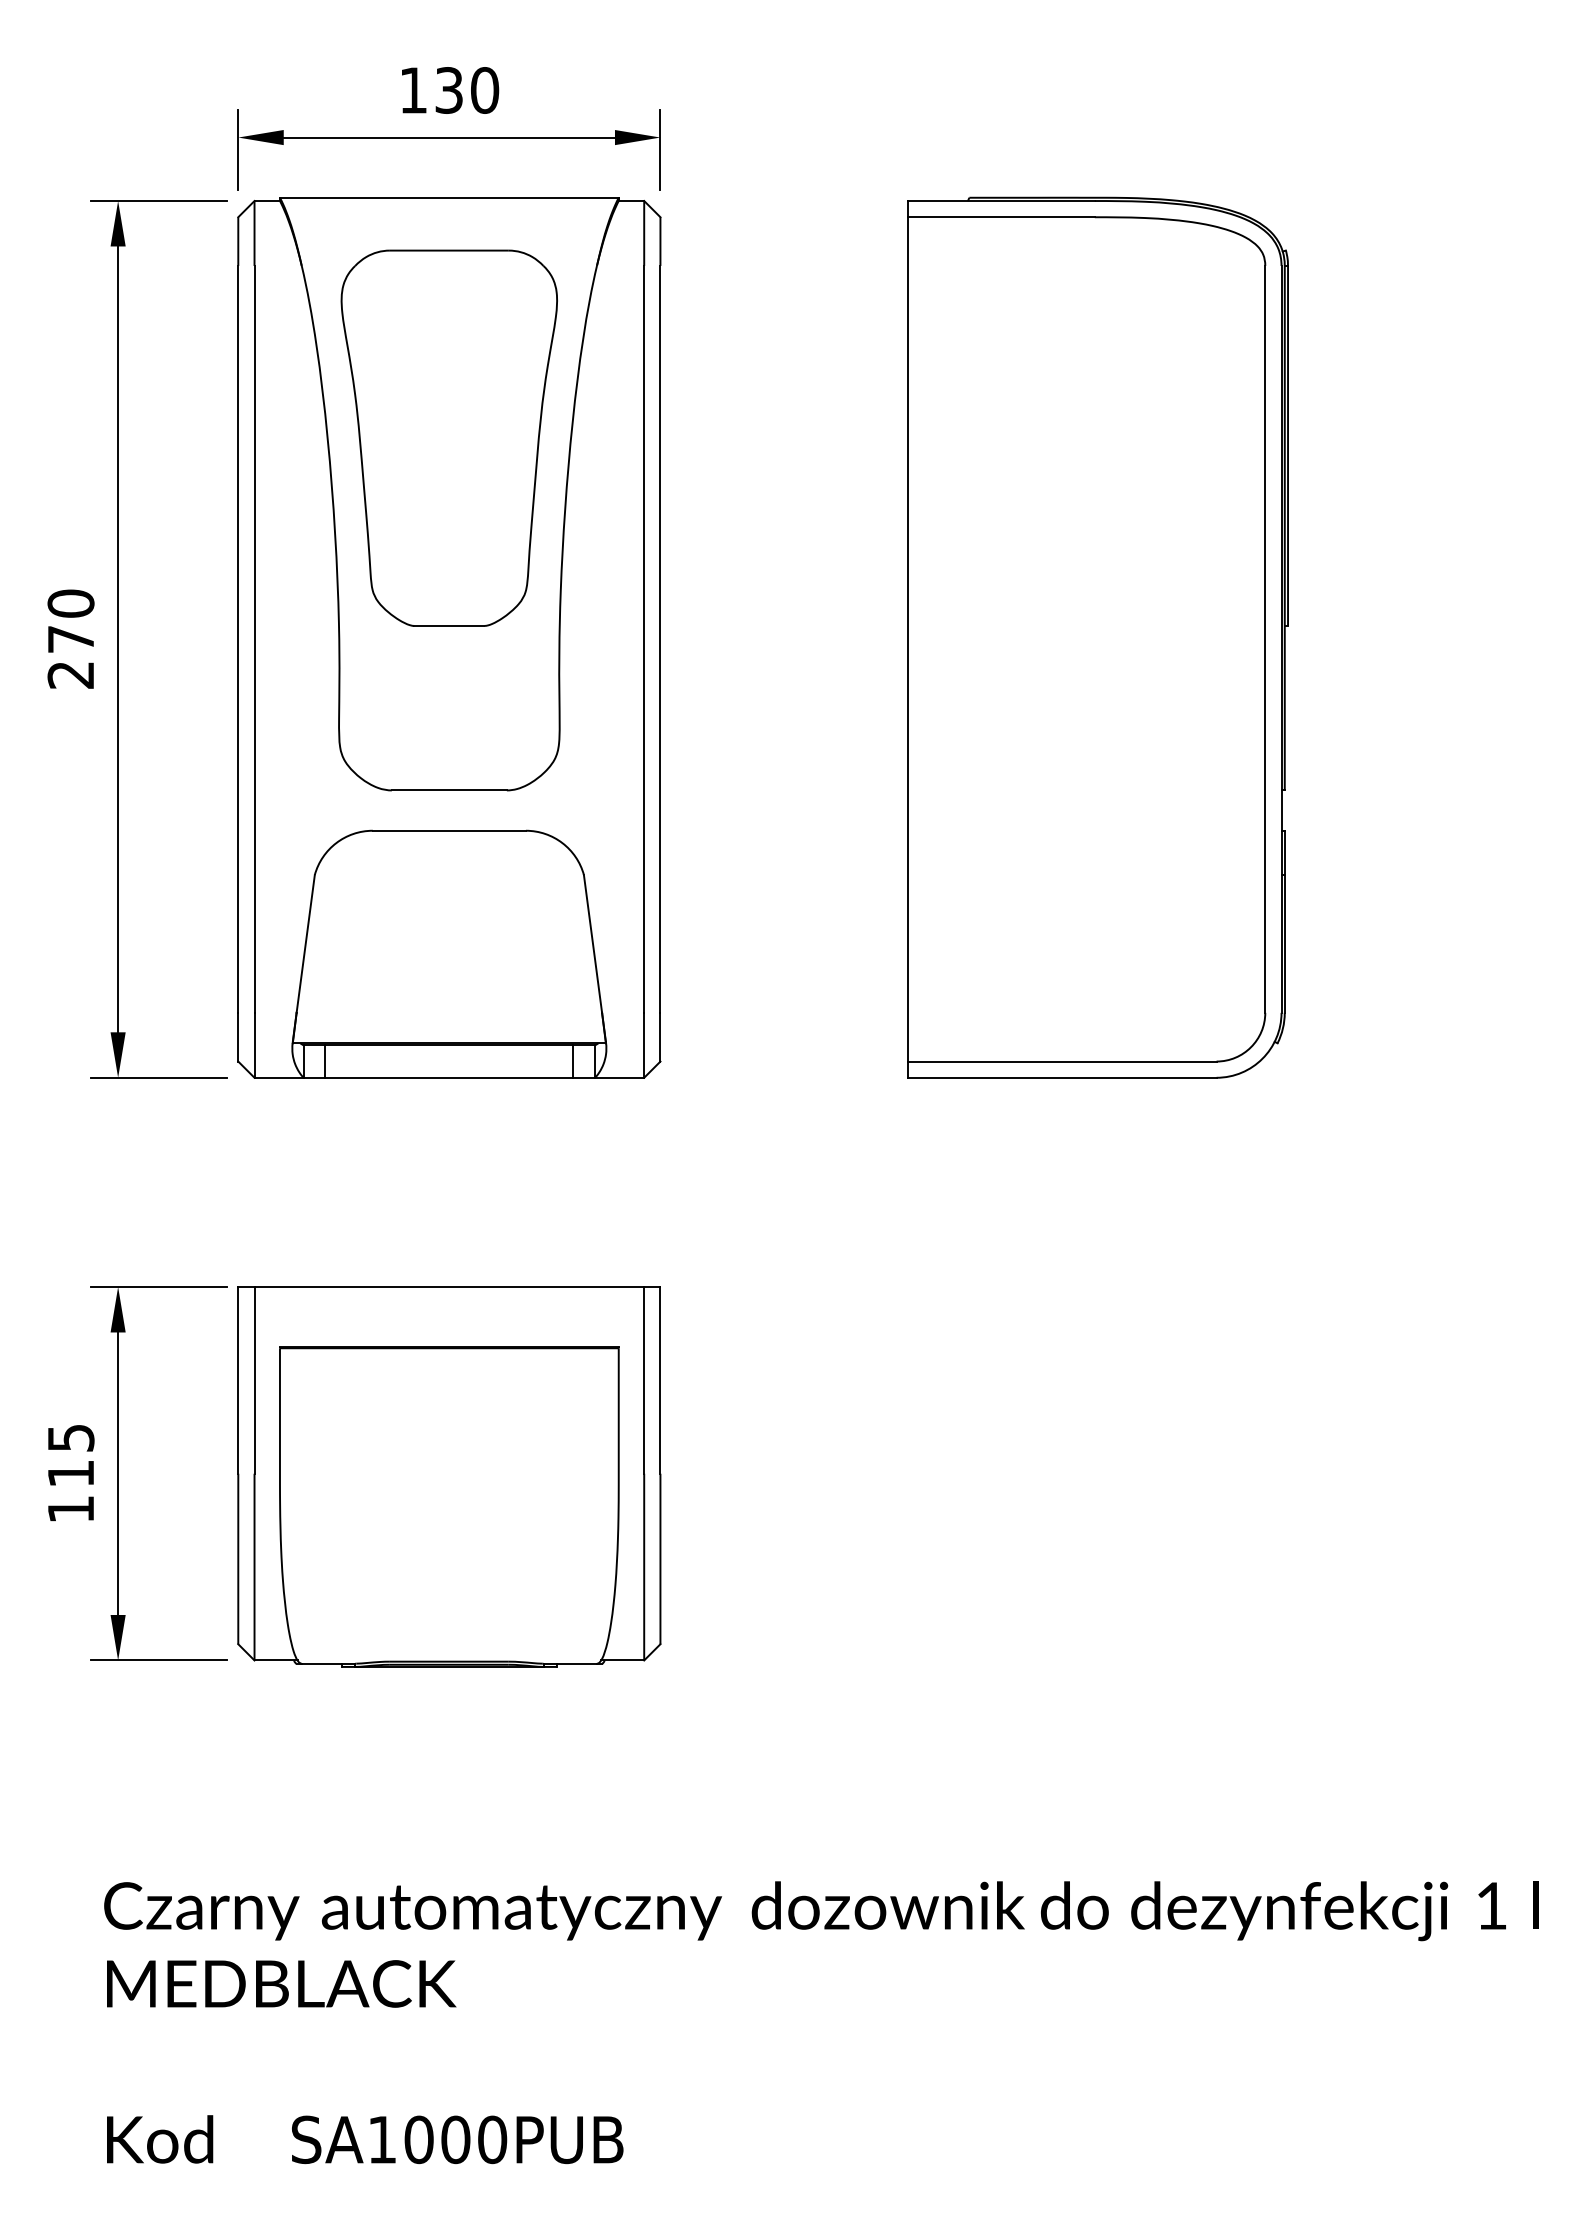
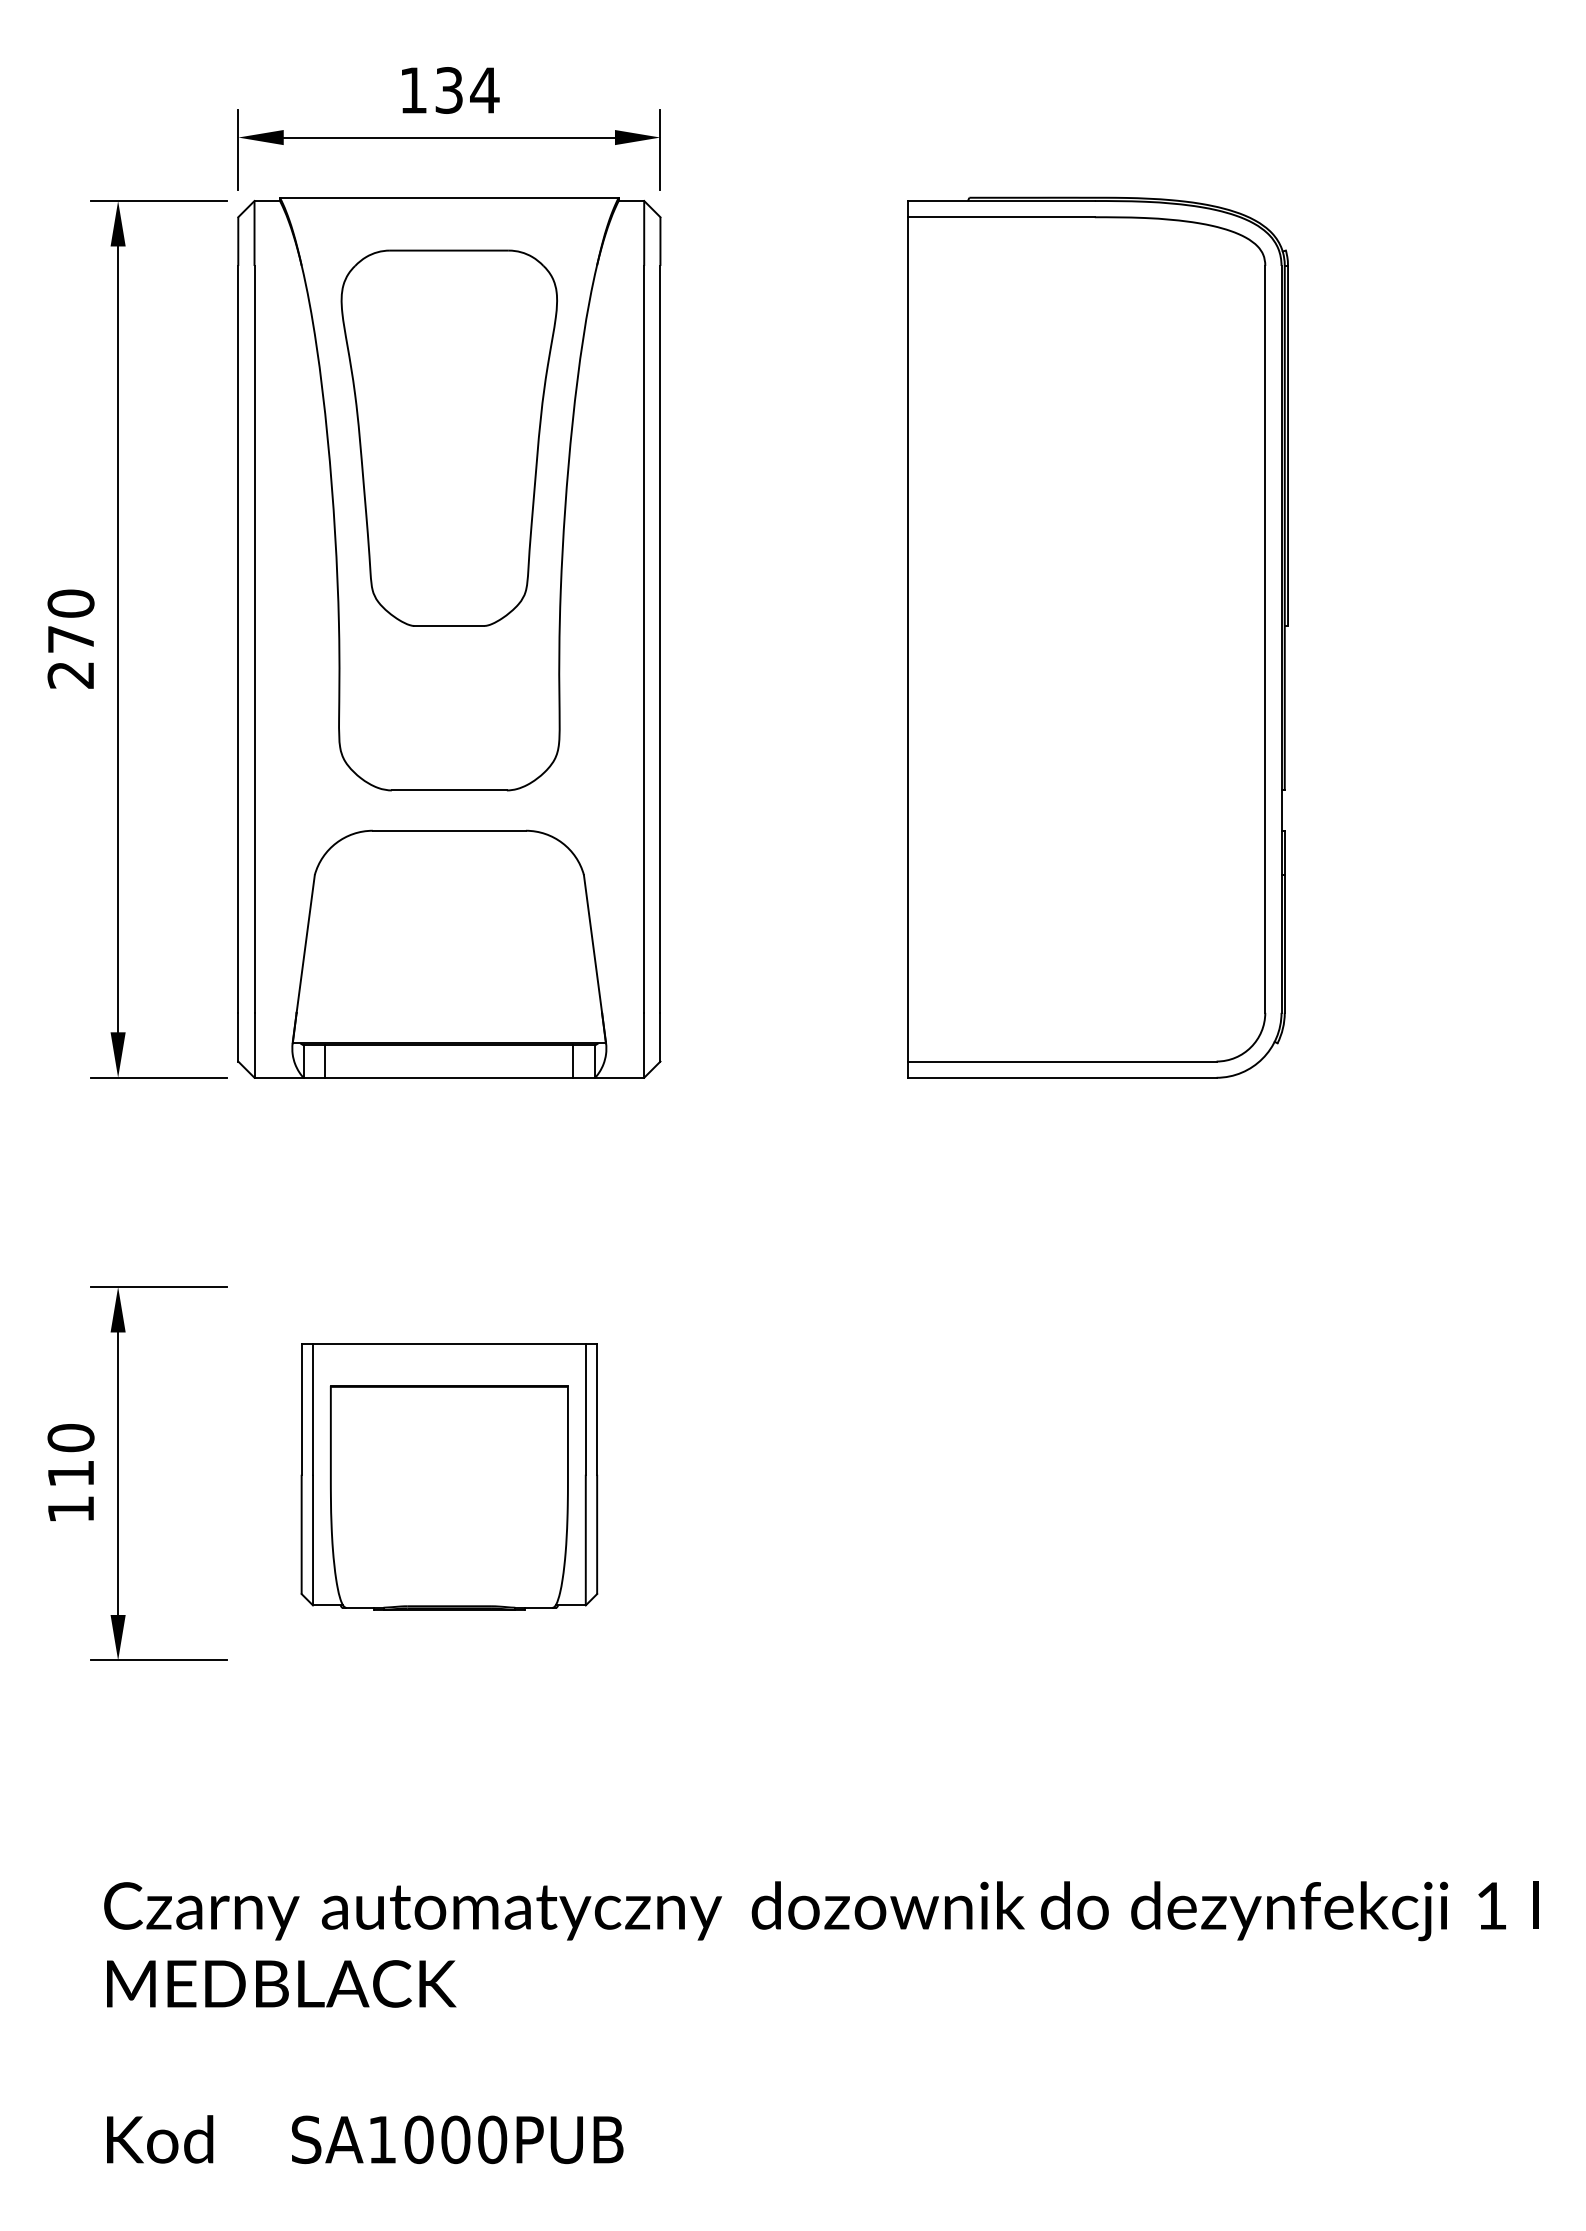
text: 130 -> 134 (484, 90)
text: 115 -> 110 (70, 1438)
part size: 425x382 px -> 299x268 px (449, 1476)
